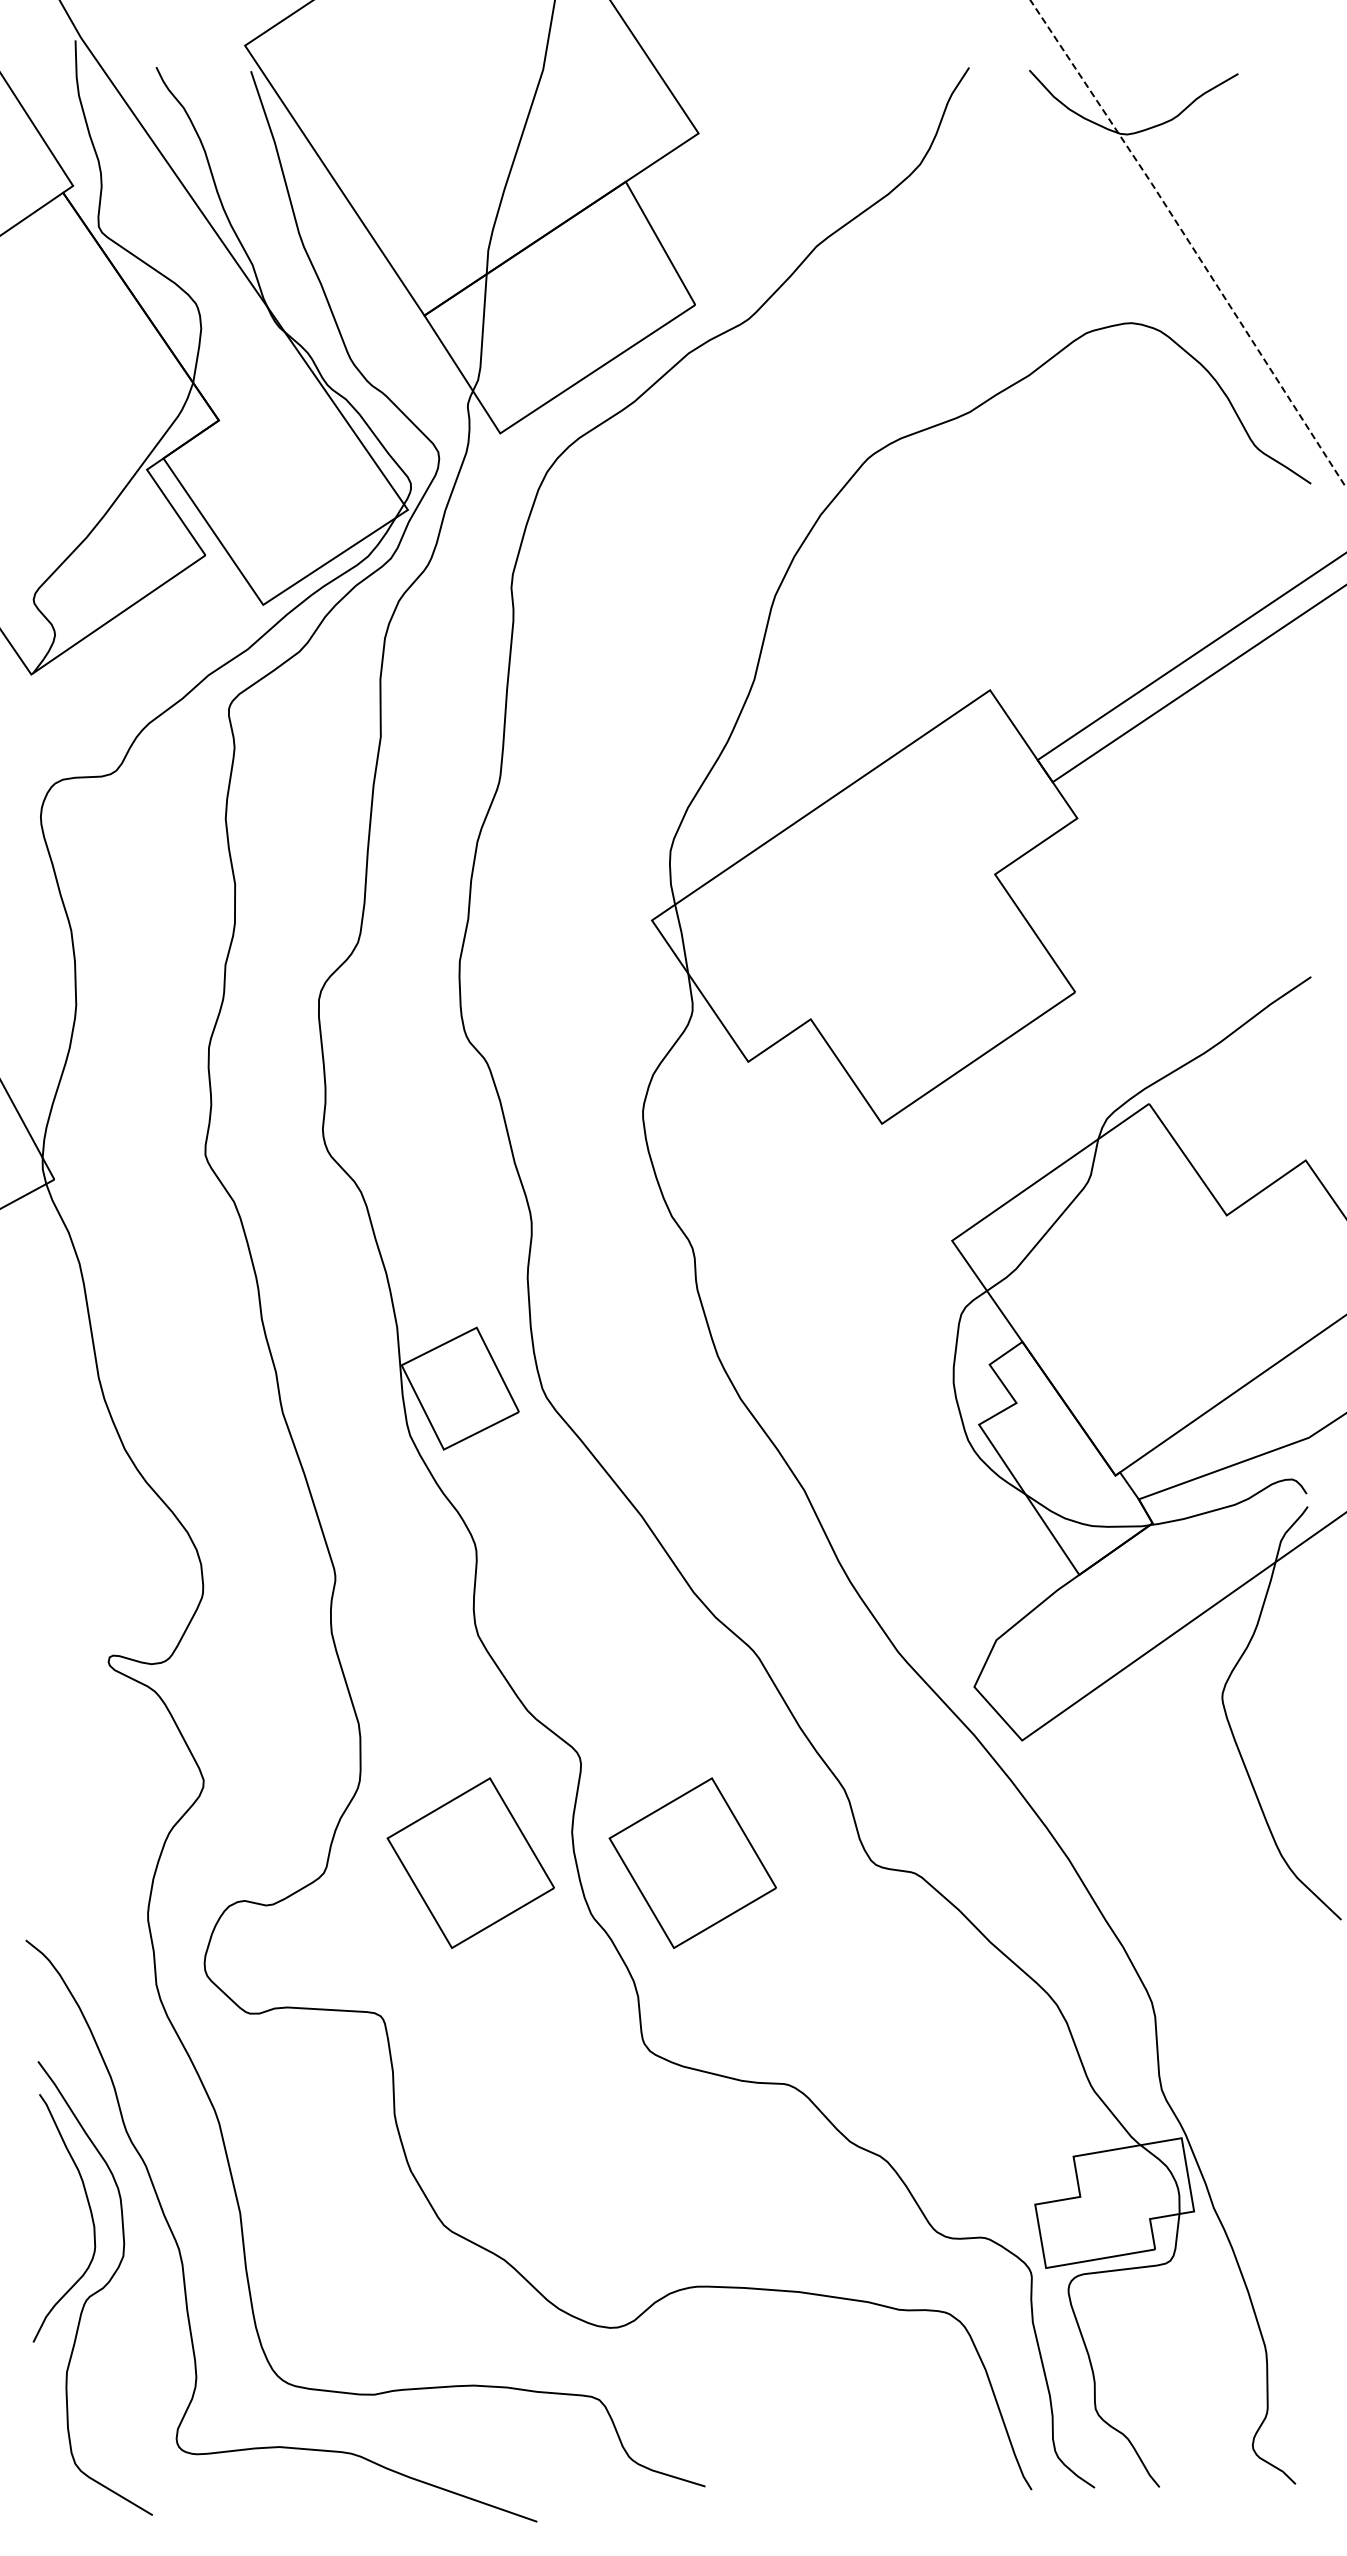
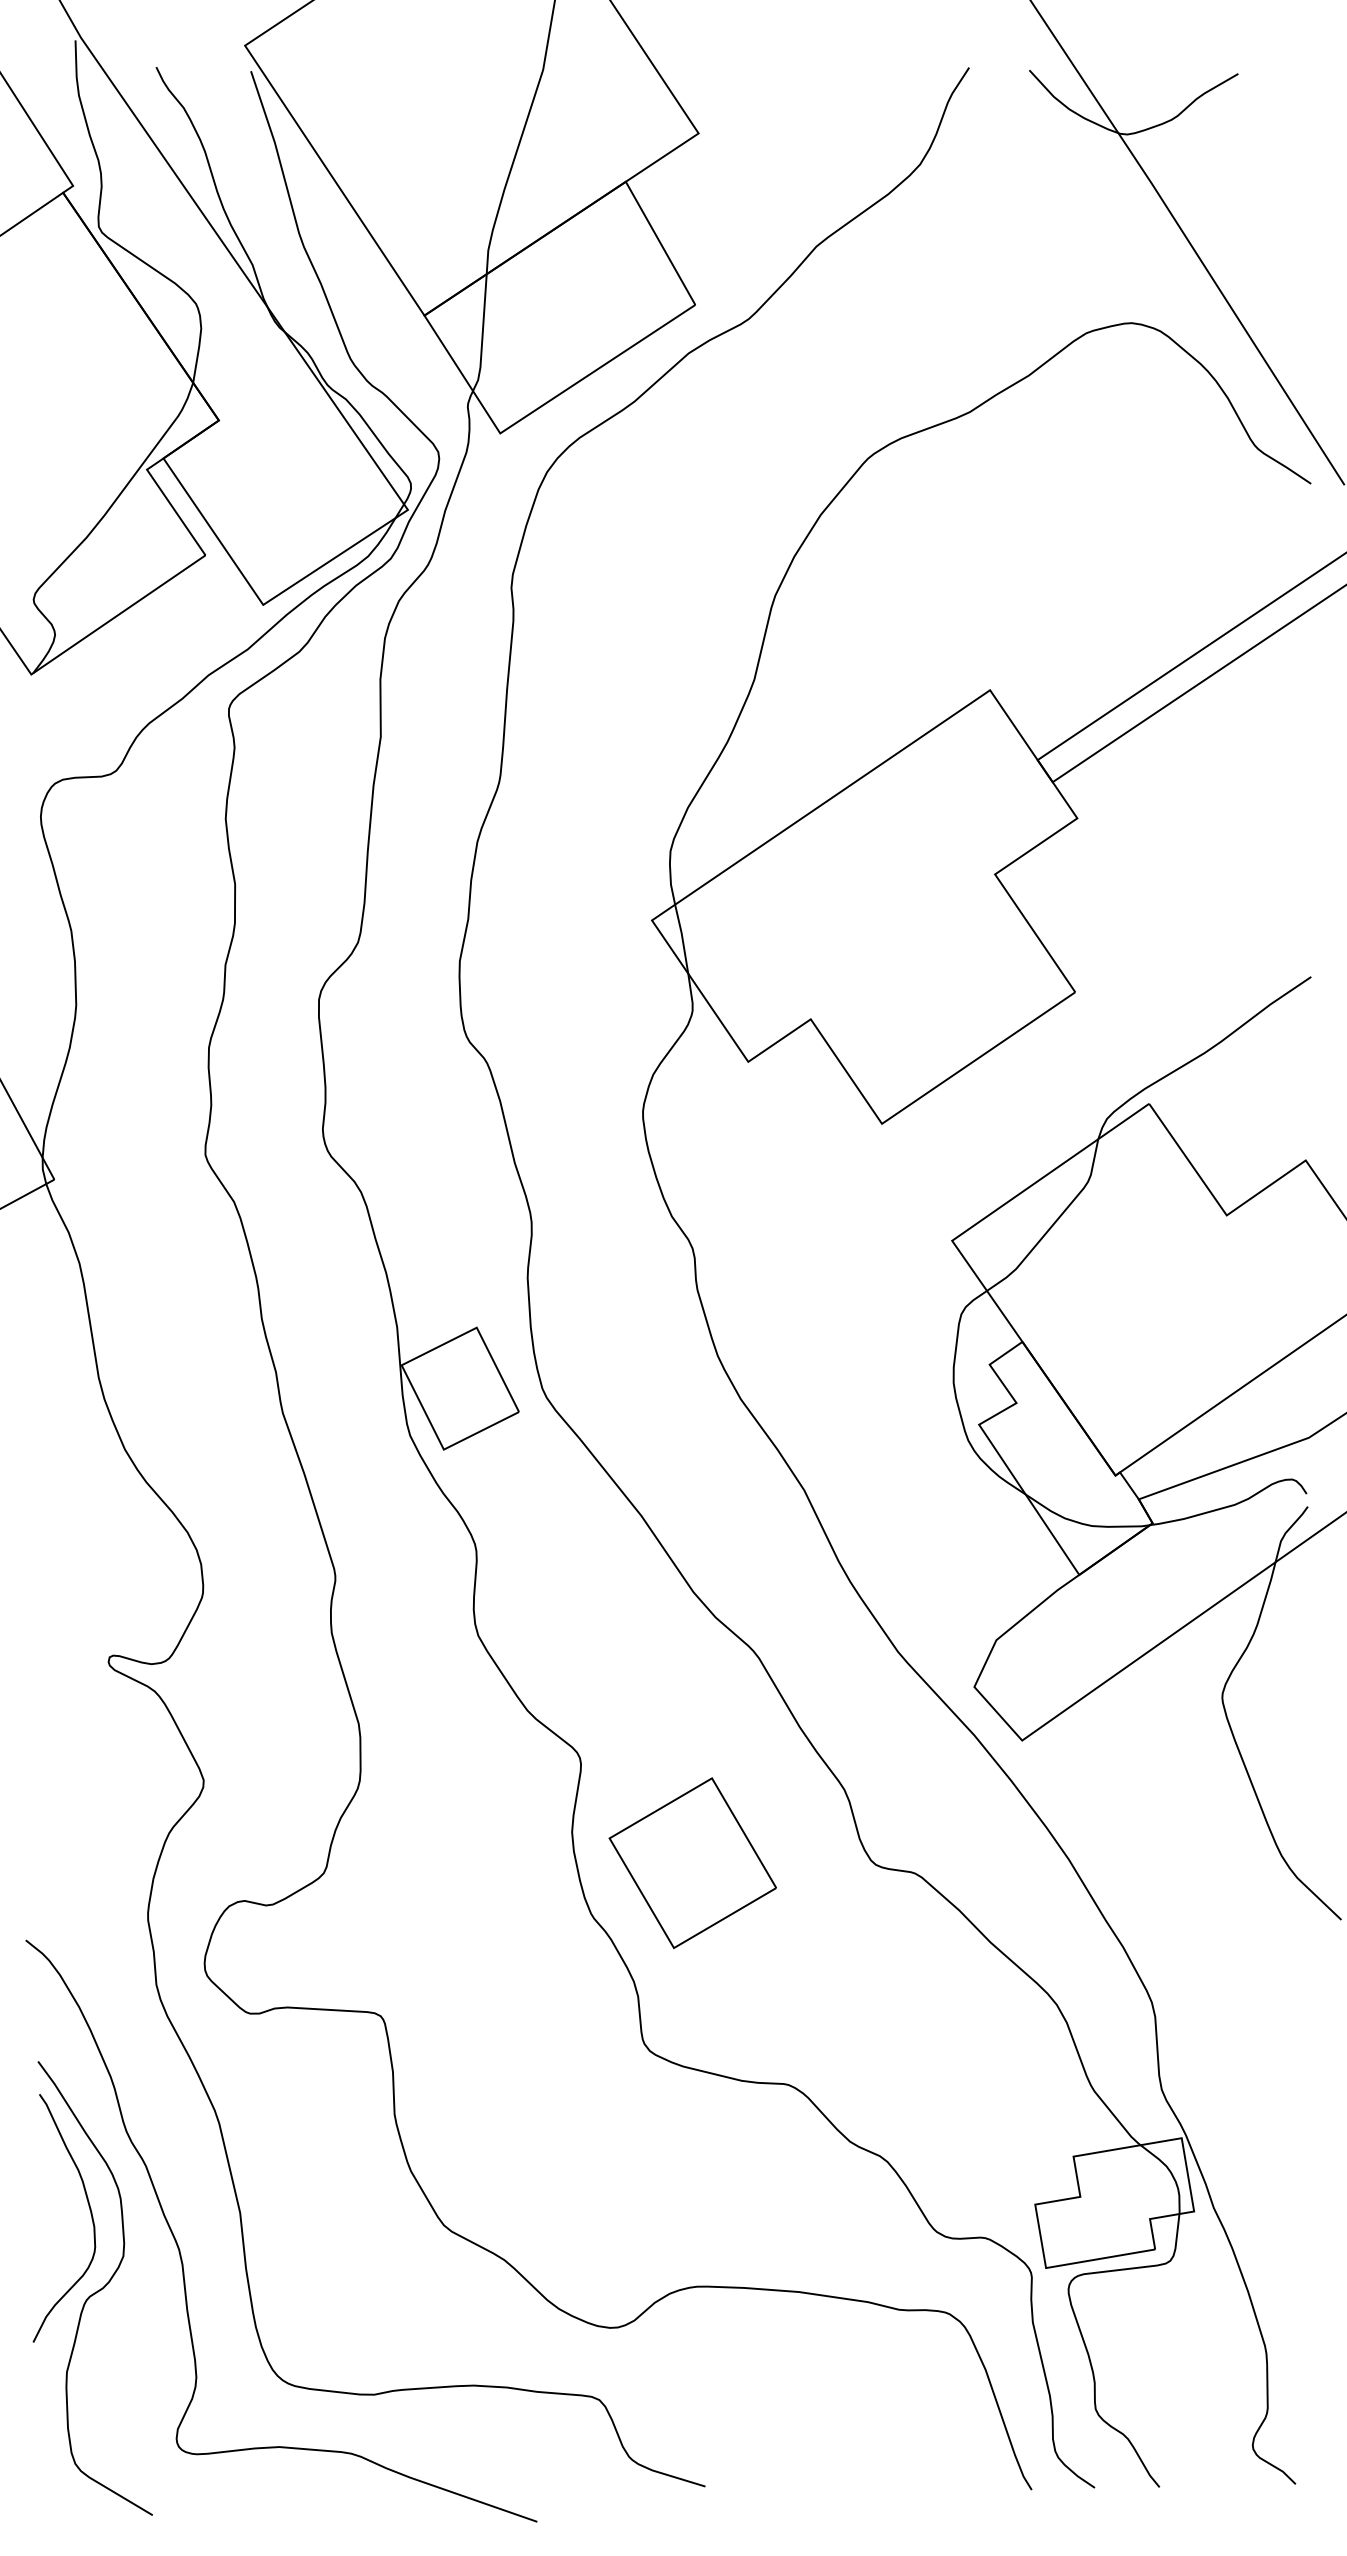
line: dashed -> solid (1188, 241)
part: present -> none (470, 1863)
